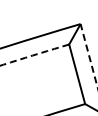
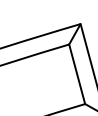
arc: dashed -> solid (34, 55)
line: dashed -> solid (89, 55)
